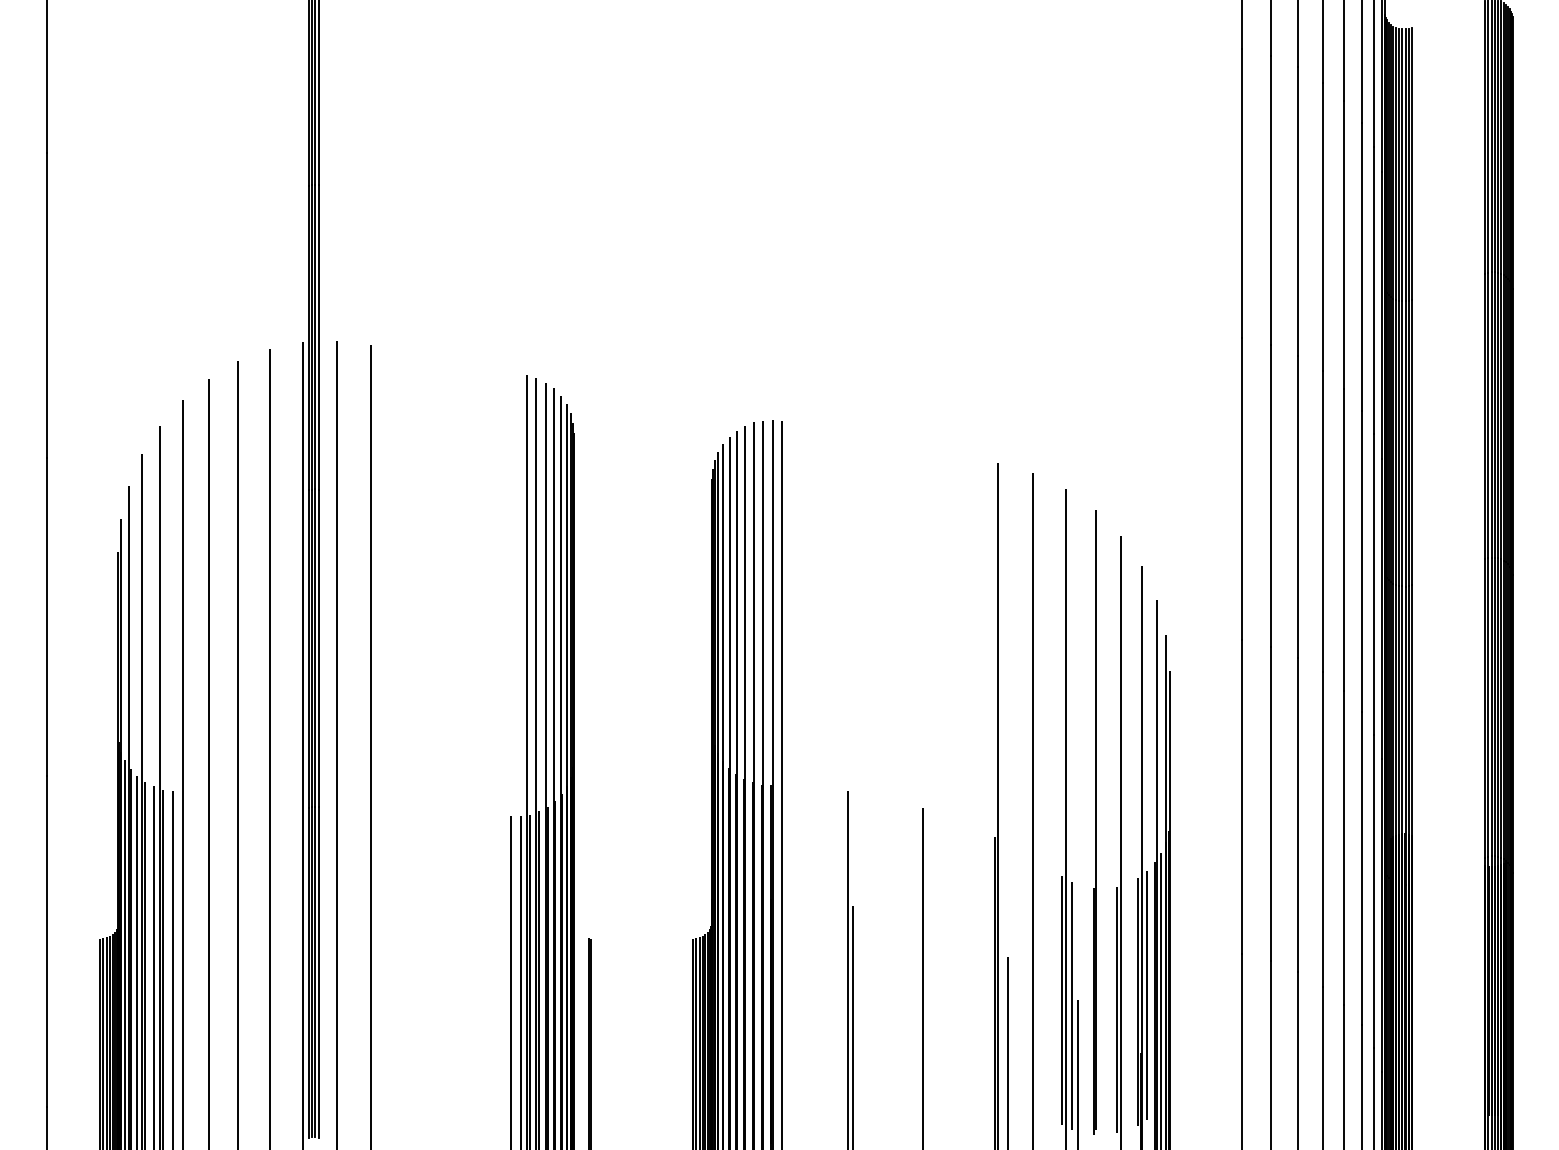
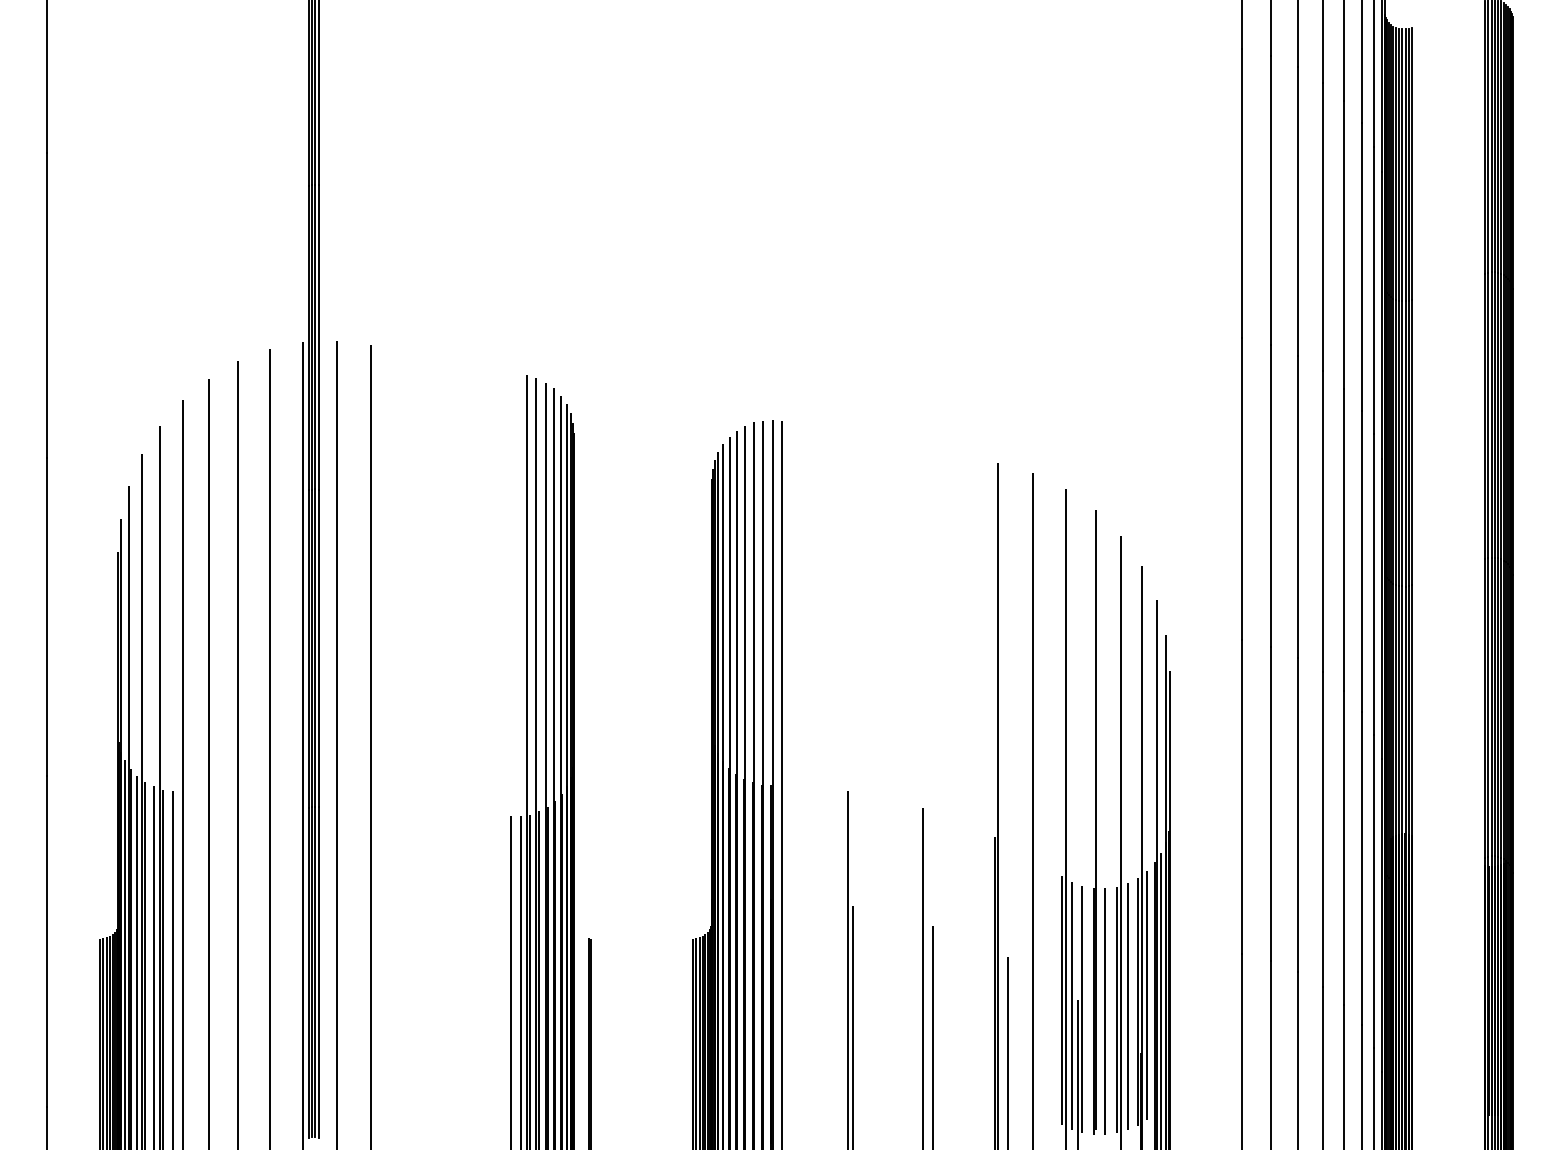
line: none -> present (1127, 1006)
line: none -> present (1082, 1008)
line: none -> present (1104, 1011)
line: none -> present (932, 1035)
